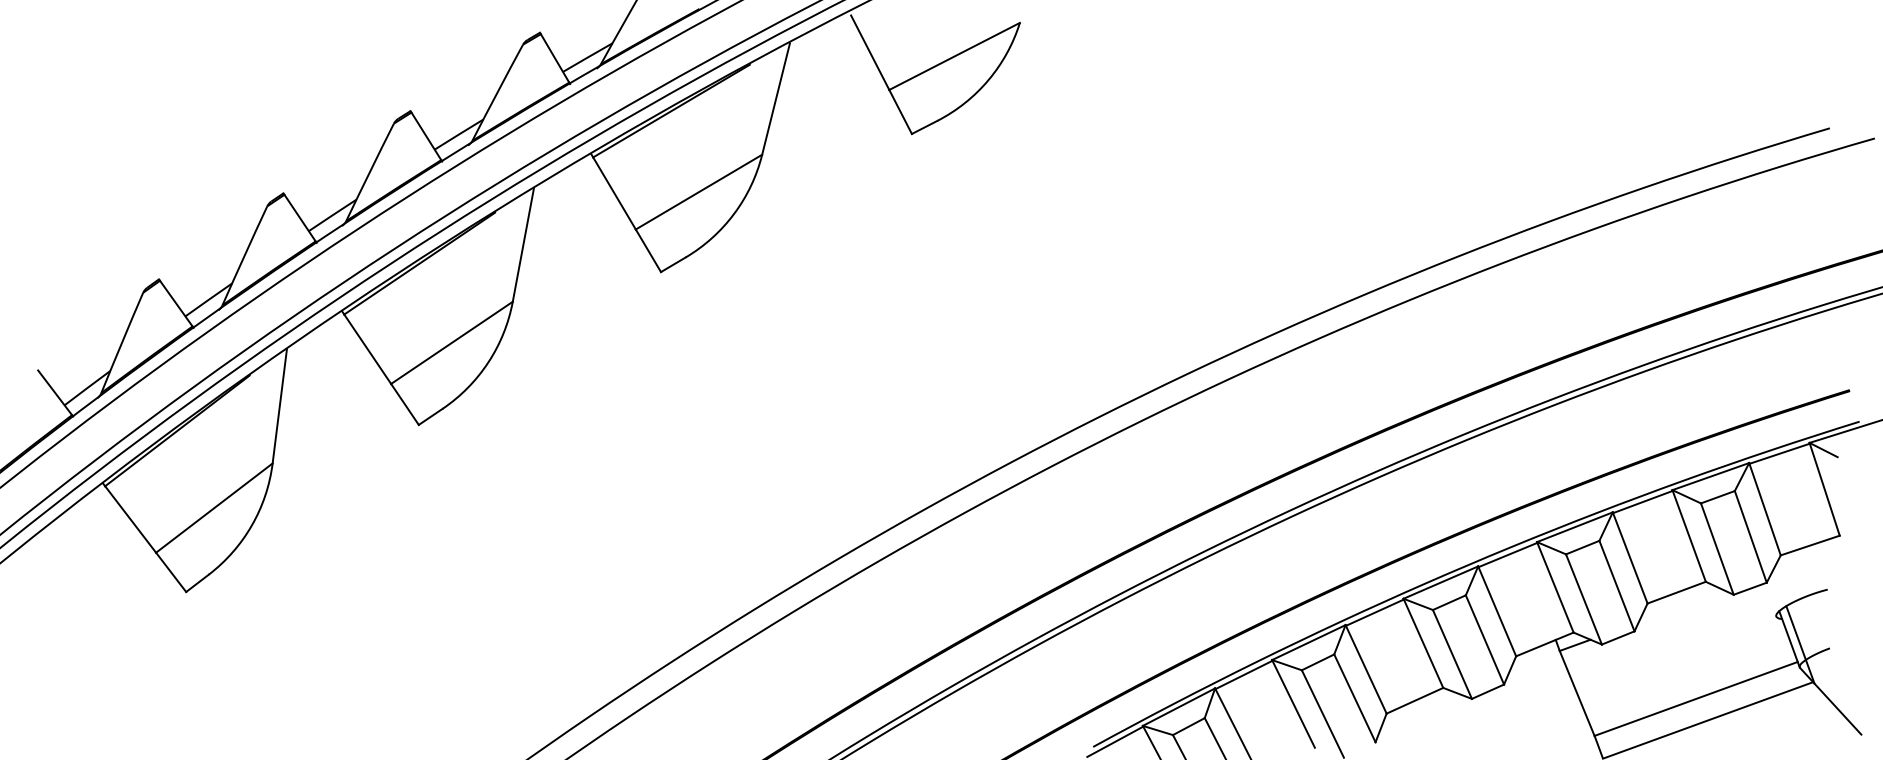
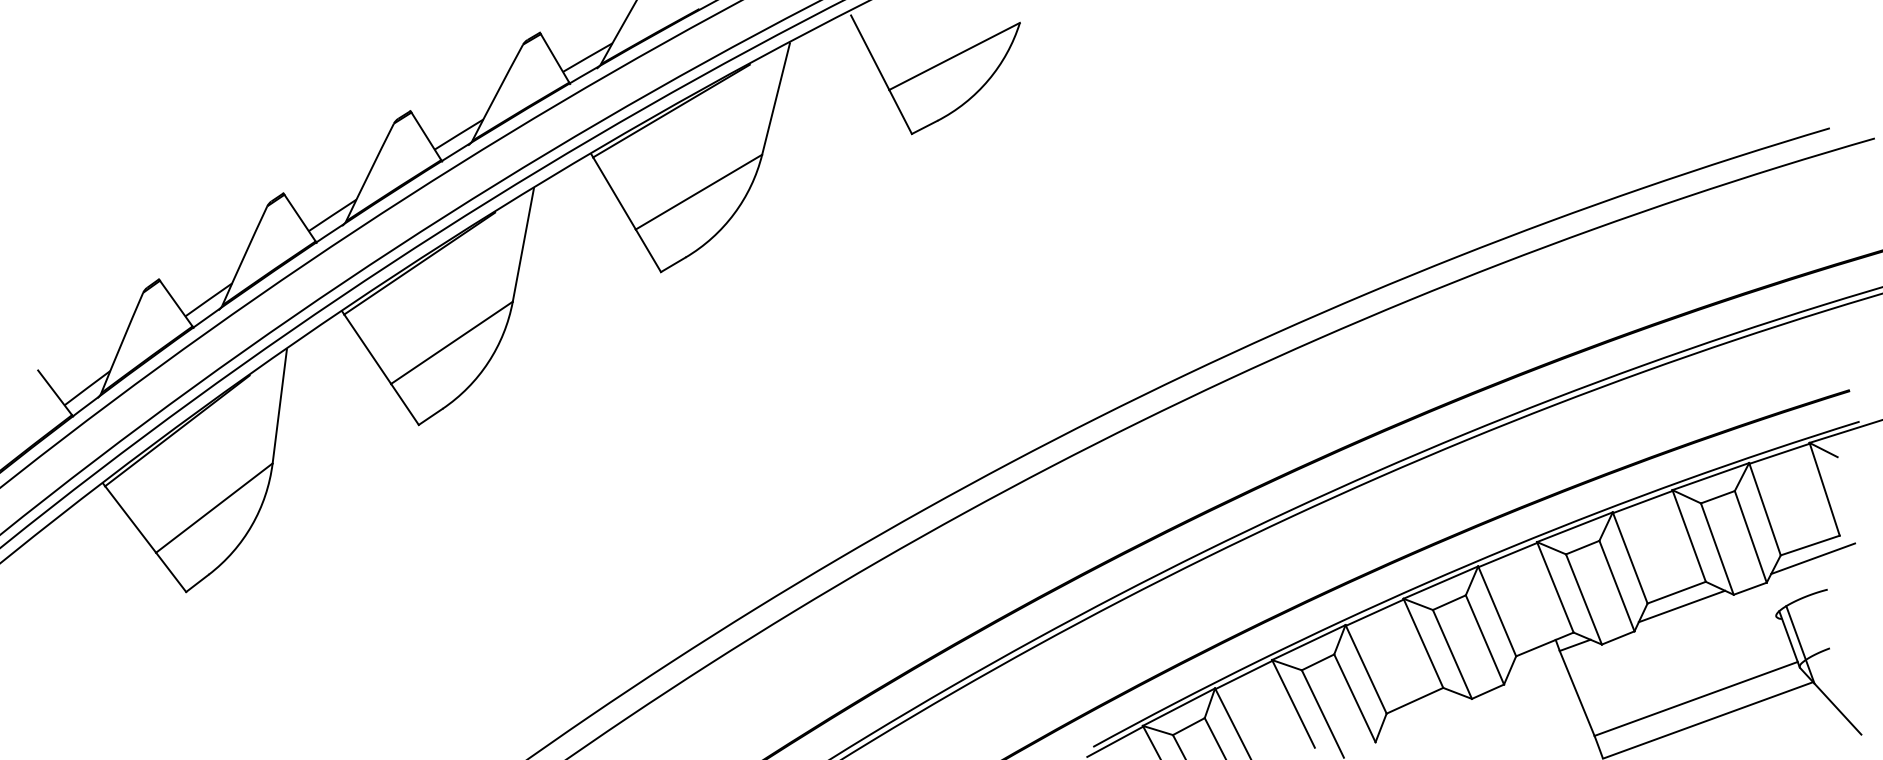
line: none -> present (1813, 558)
line: none -> present (1681, 606)
